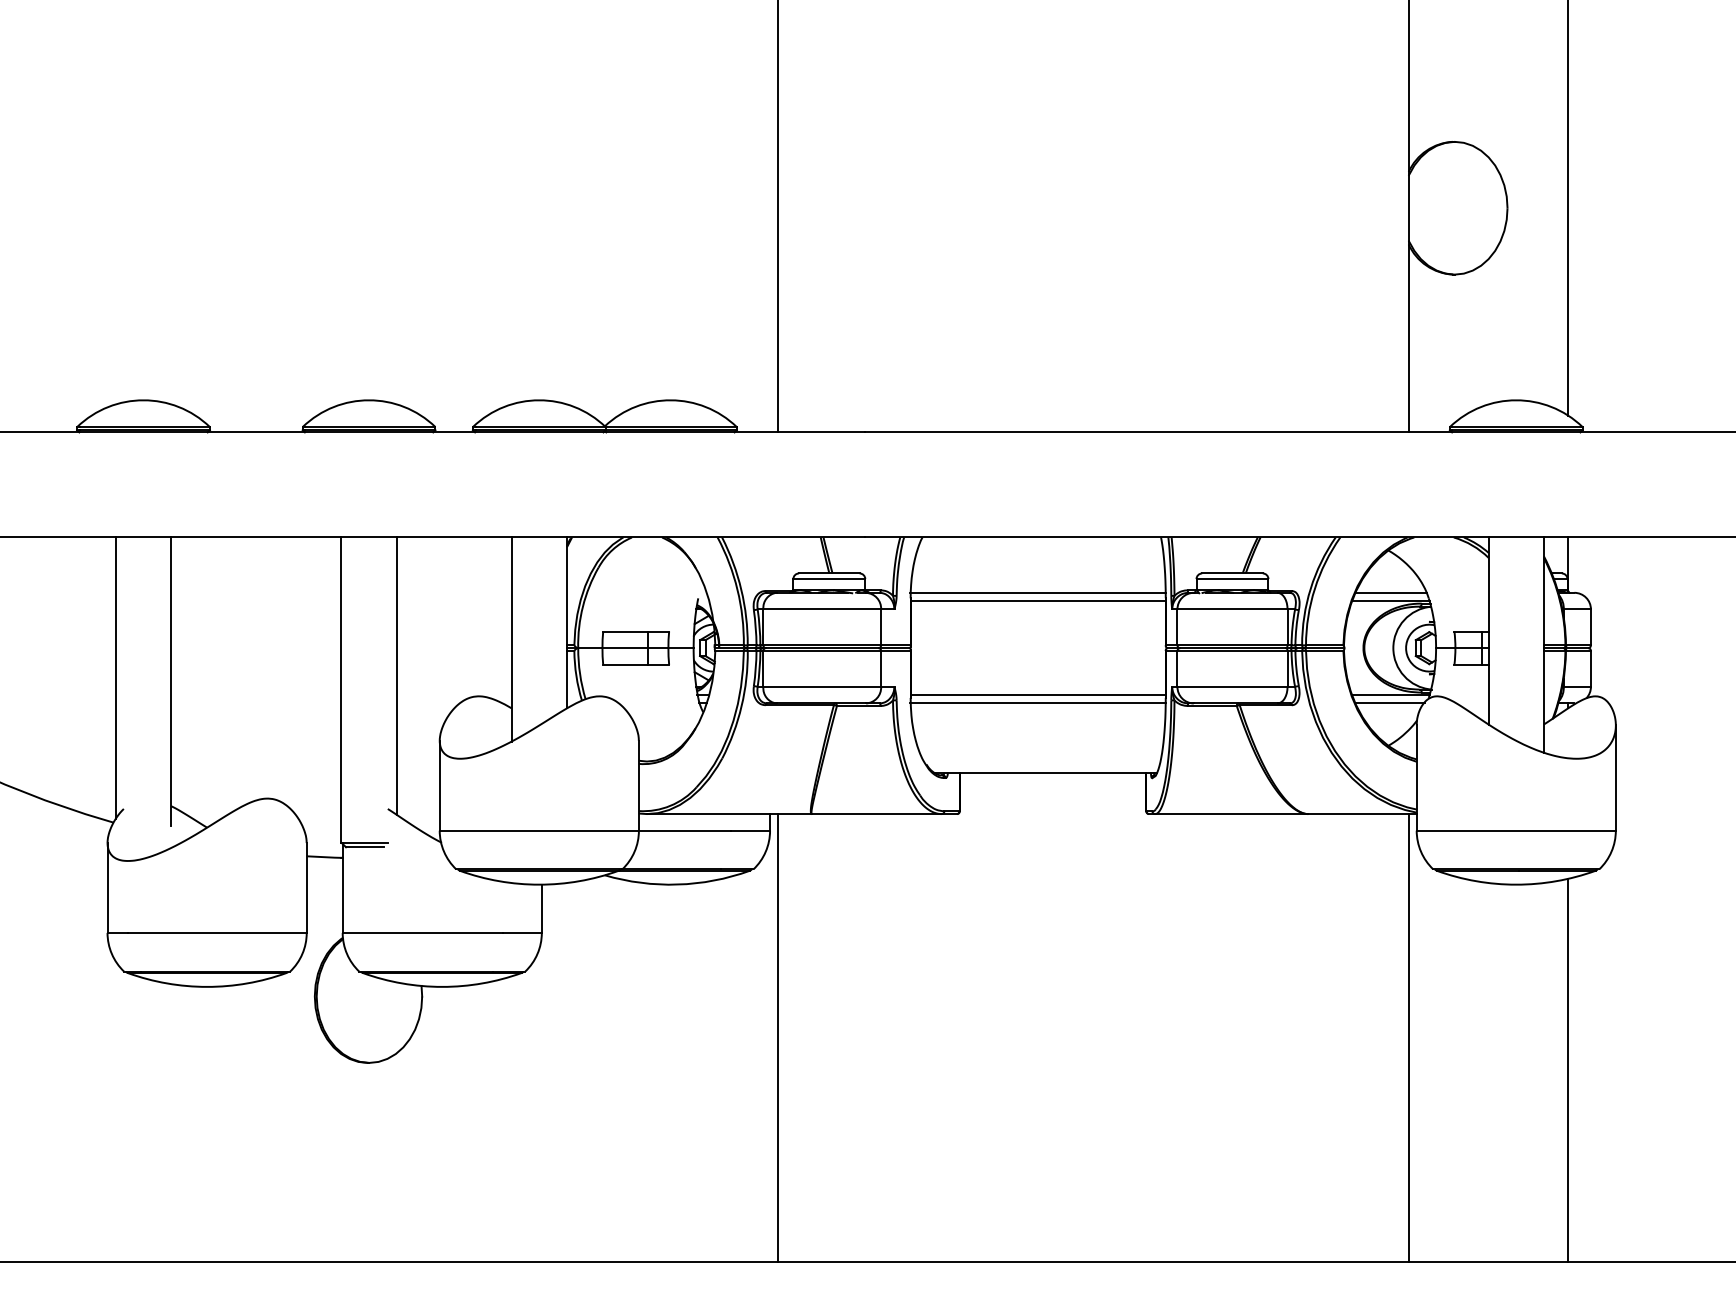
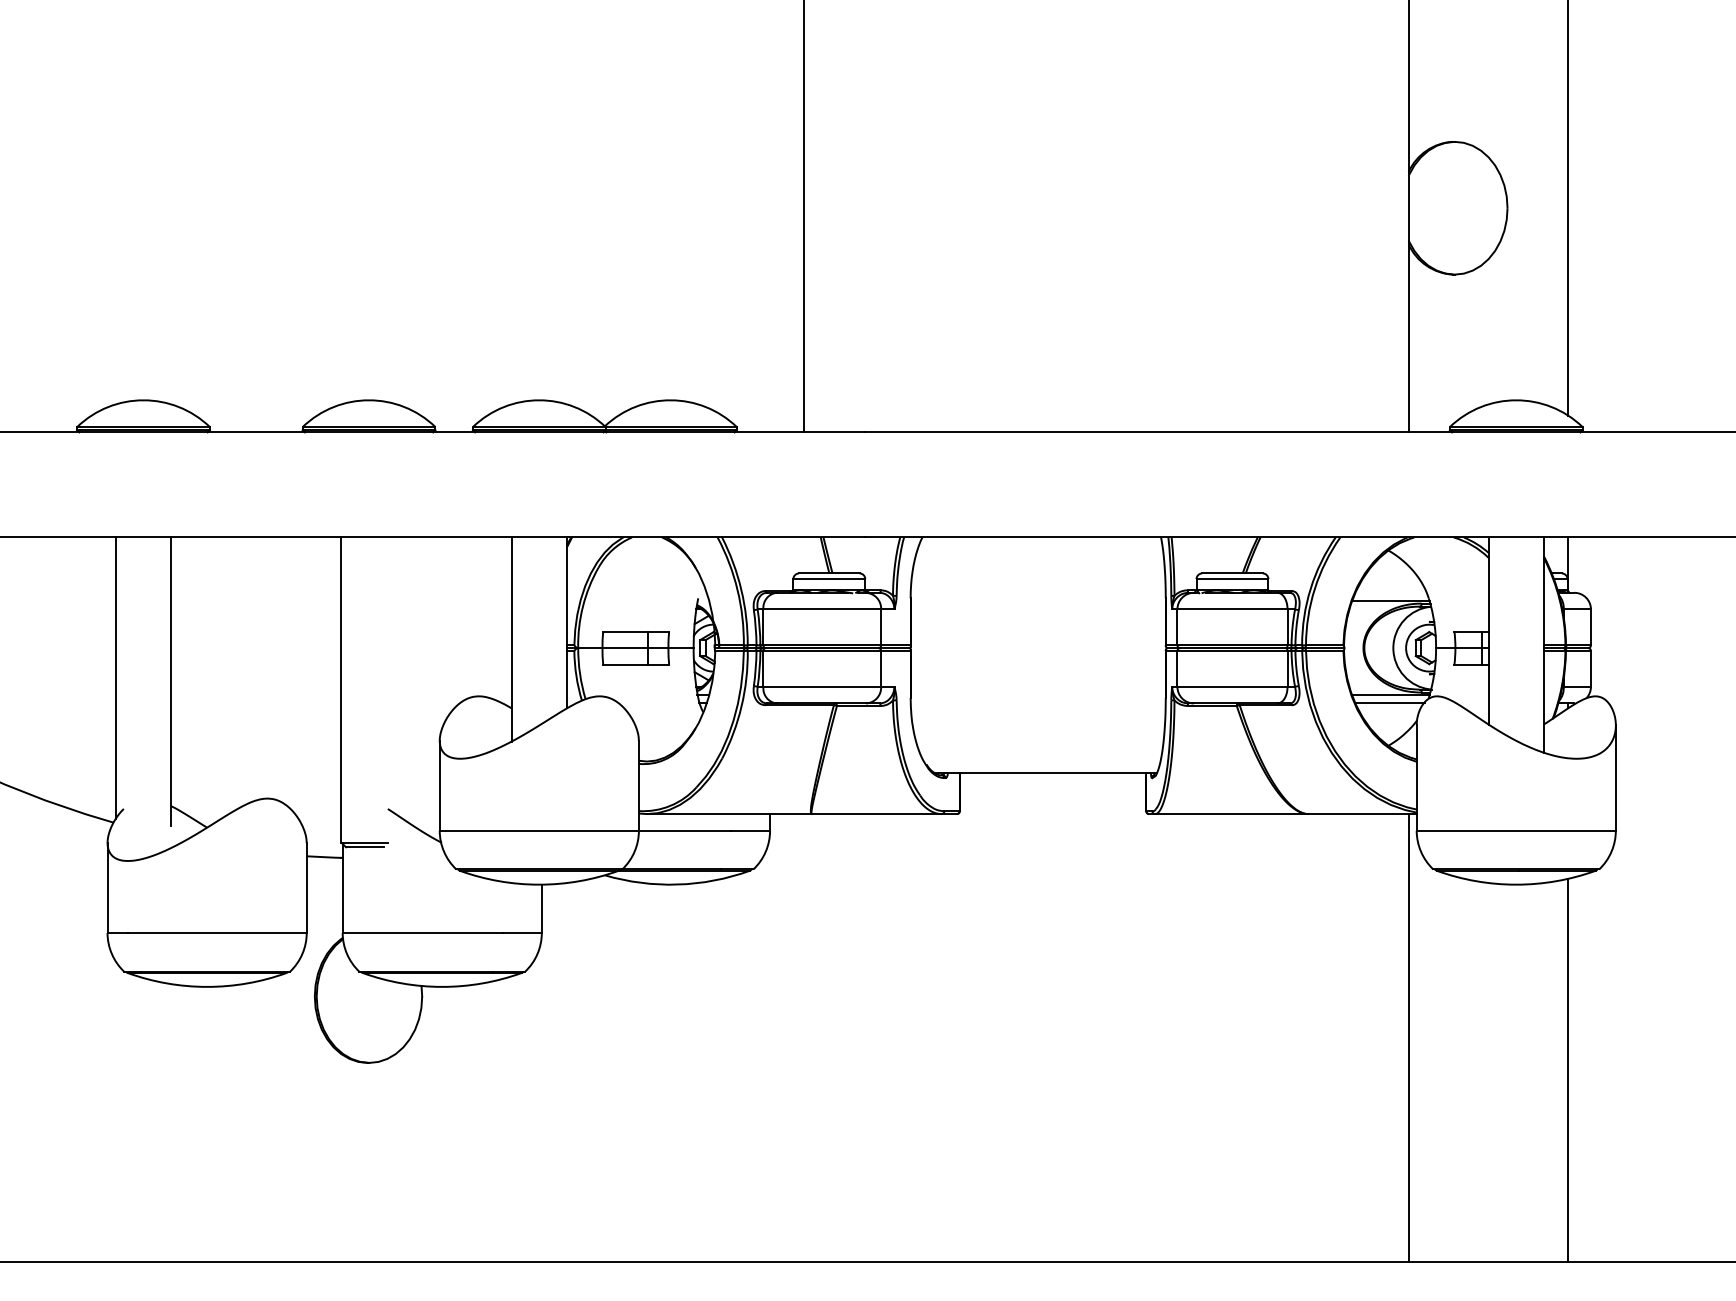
line position: (778, 217) -> (804, 217) (804, 217)
line: present -> none (1037, 593)
line: present -> none (1391, 593)
line: present -> none (1037, 601)
line: present -> none (396, 675)
line: present -> none (1037, 694)
line: present -> none (1037, 702)
line: present -> none (778, 1038)
